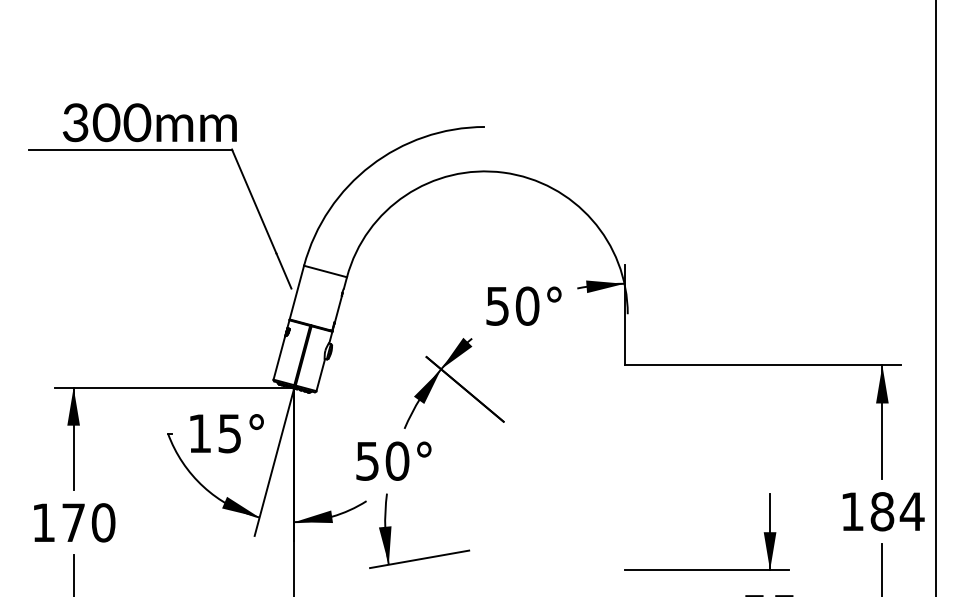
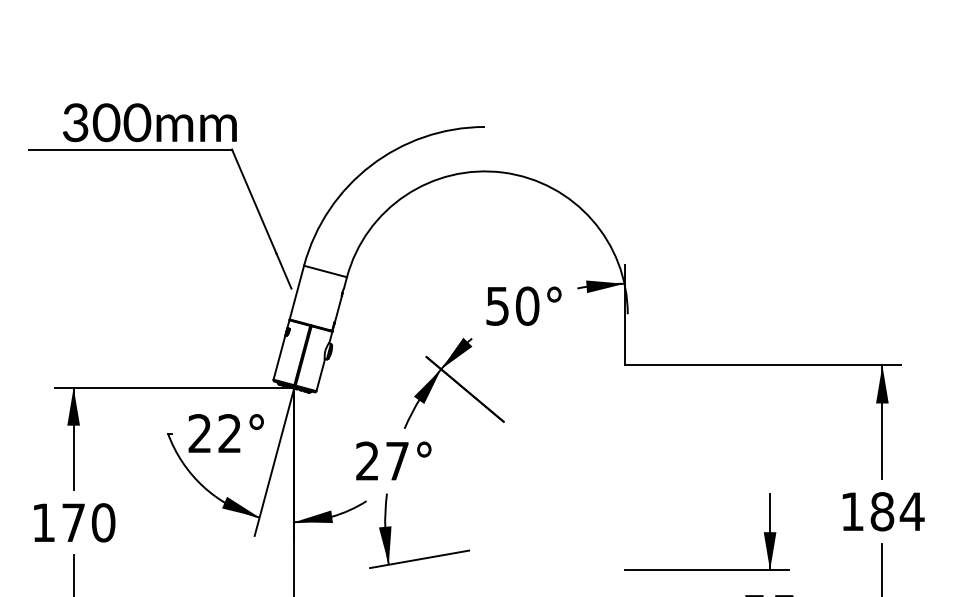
line: present -> none (936, 297)
text: 15° -> 22° (214, 433)
text: 50° -> 27° (382, 460)
